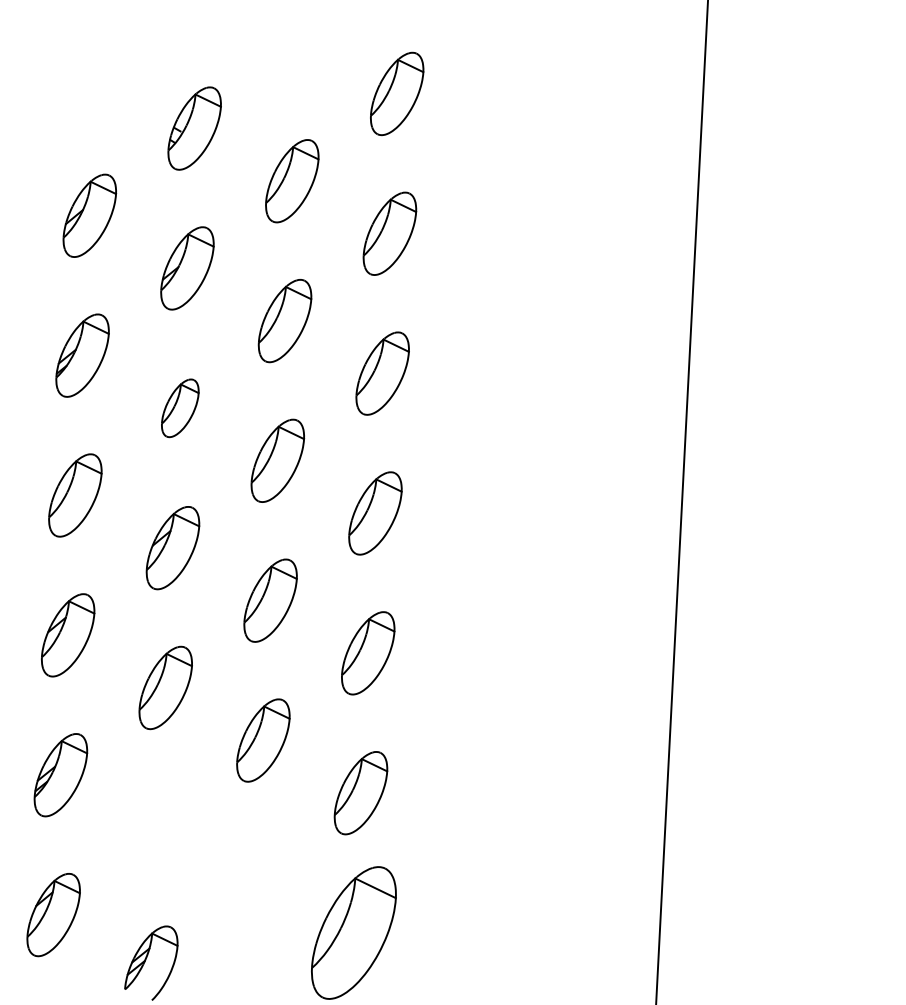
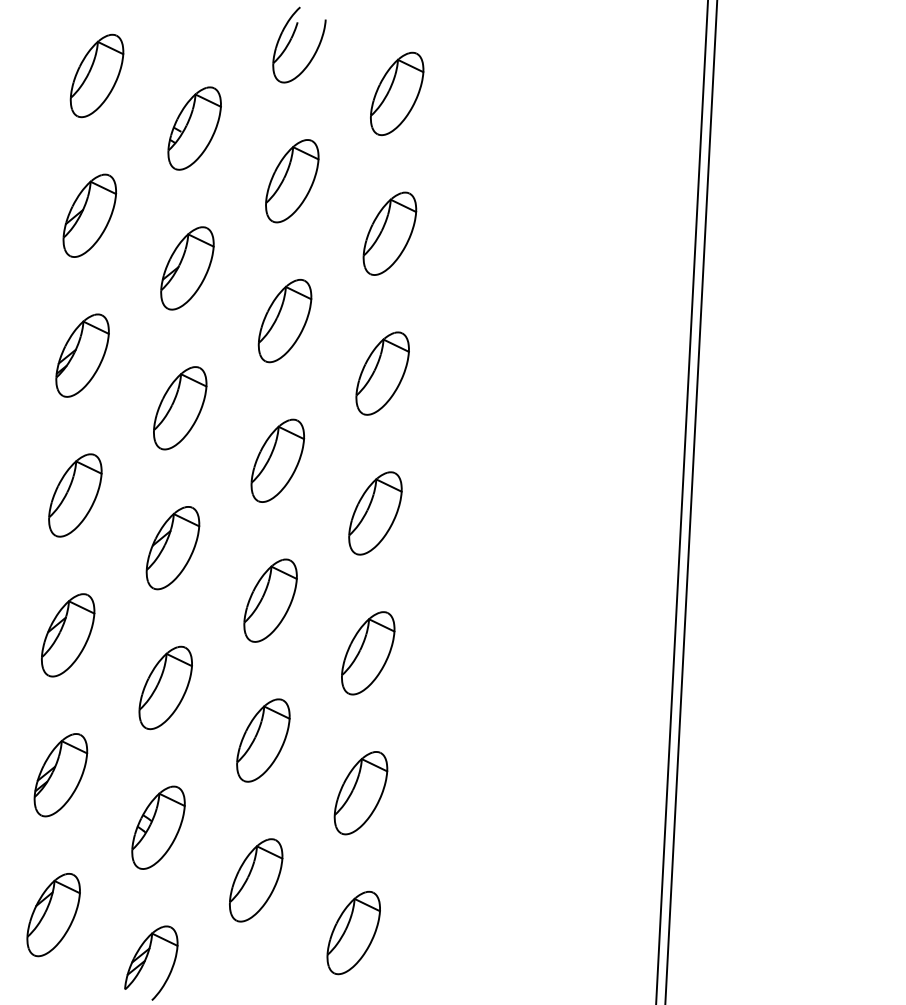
part: none -> present (291, 40)
part: none -> present (96, 75)
part size: 39x61 px -> 55x85 px (180, 408)
line: none -> present (691, 501)
part: none -> present (158, 827)
part: none -> present (256, 880)
part size: 86x134 px -> 55x86 px (353, 932)
